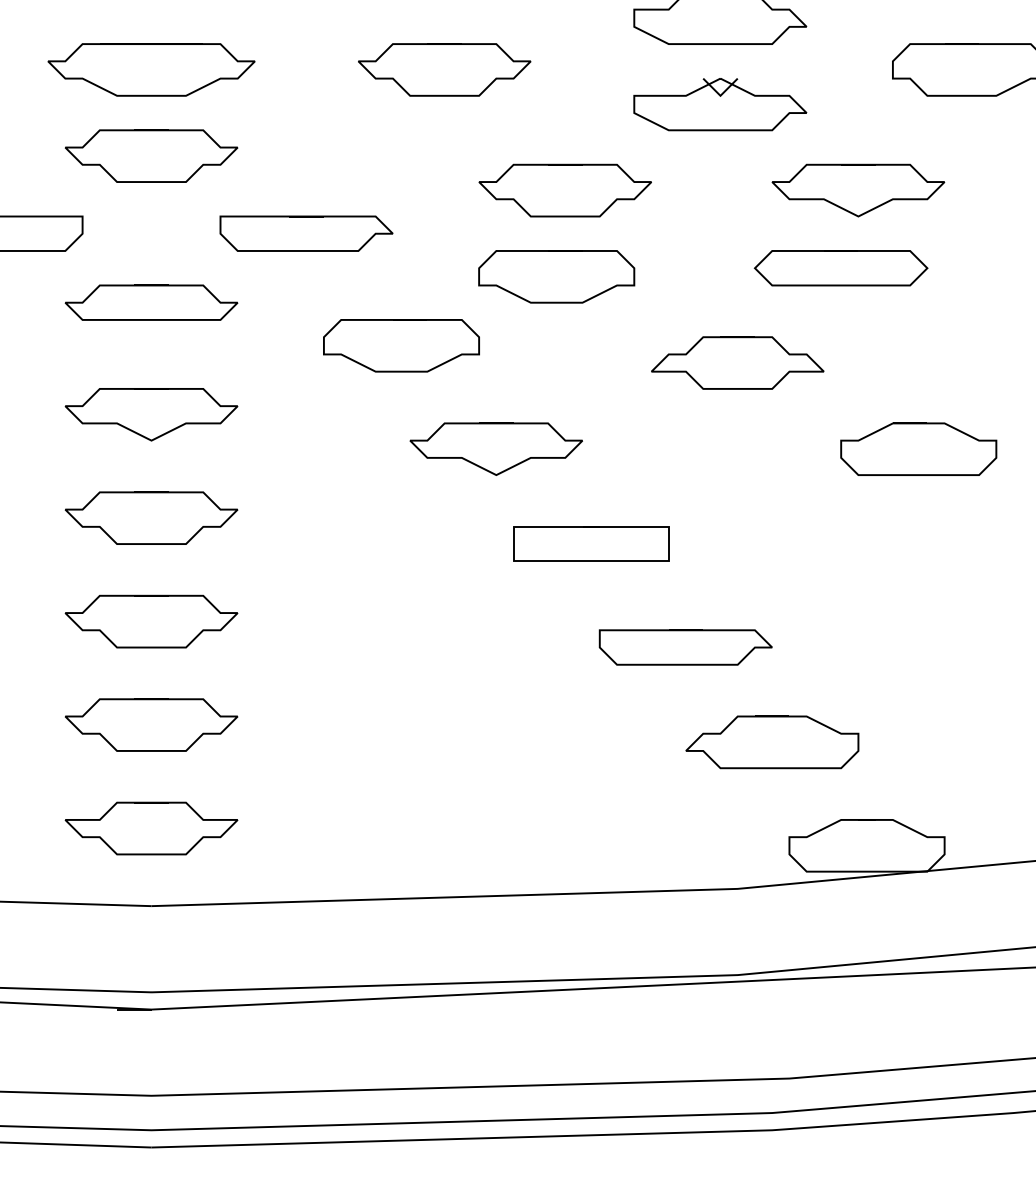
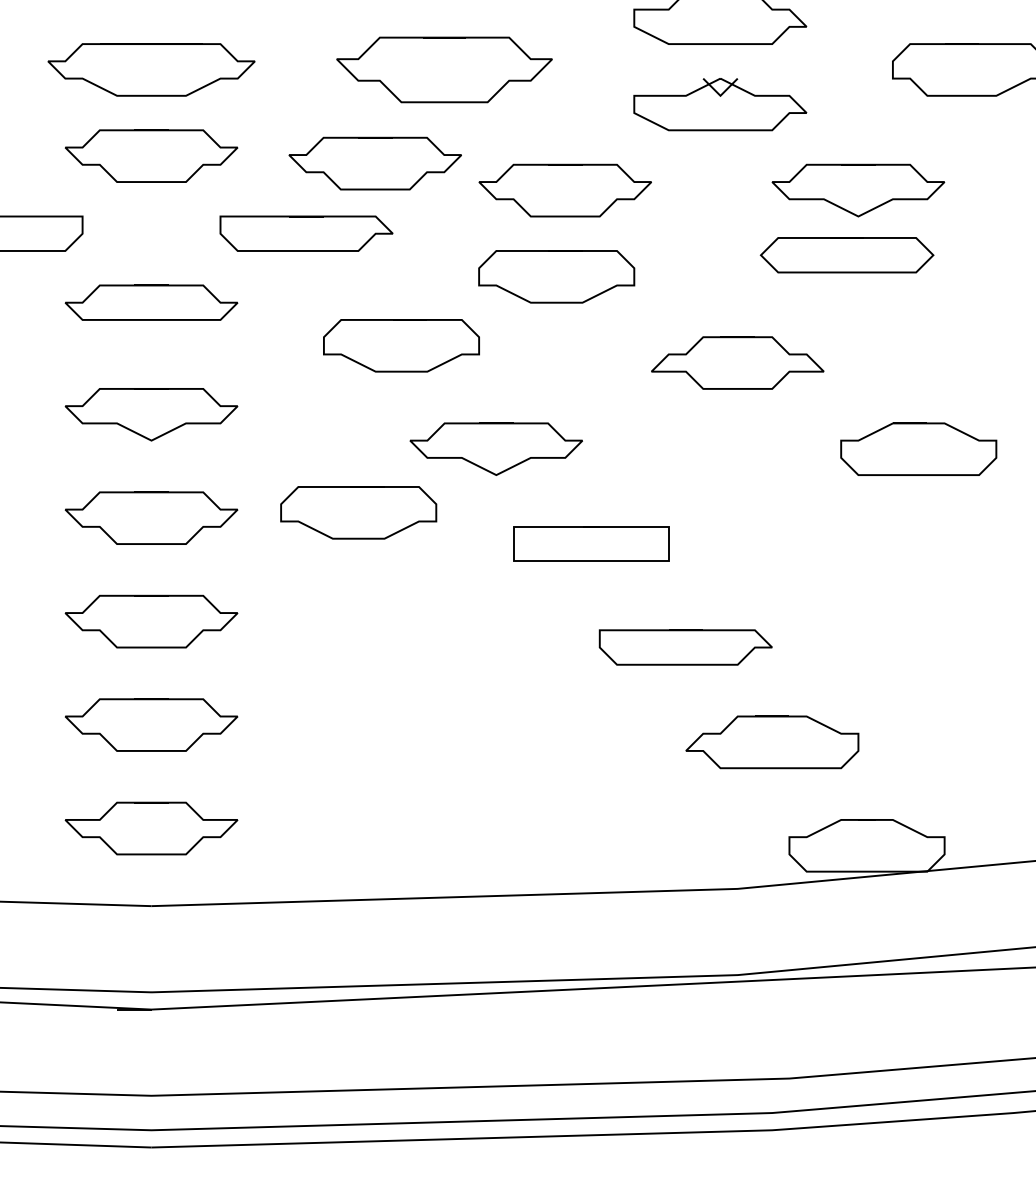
part size: 174x54 px -> 217x68 px (444, 69)
part: none -> present (374, 163)
part position: (840, 268) -> (846, 255) (846, 255)
part: none -> present (358, 512)
